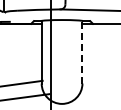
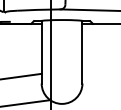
line: dashed -> solid (82, 51)
line position: (22, 83) -> (21, 76) (21, 76)
line position: (25, 97) -> (26, 103) (26, 103)
